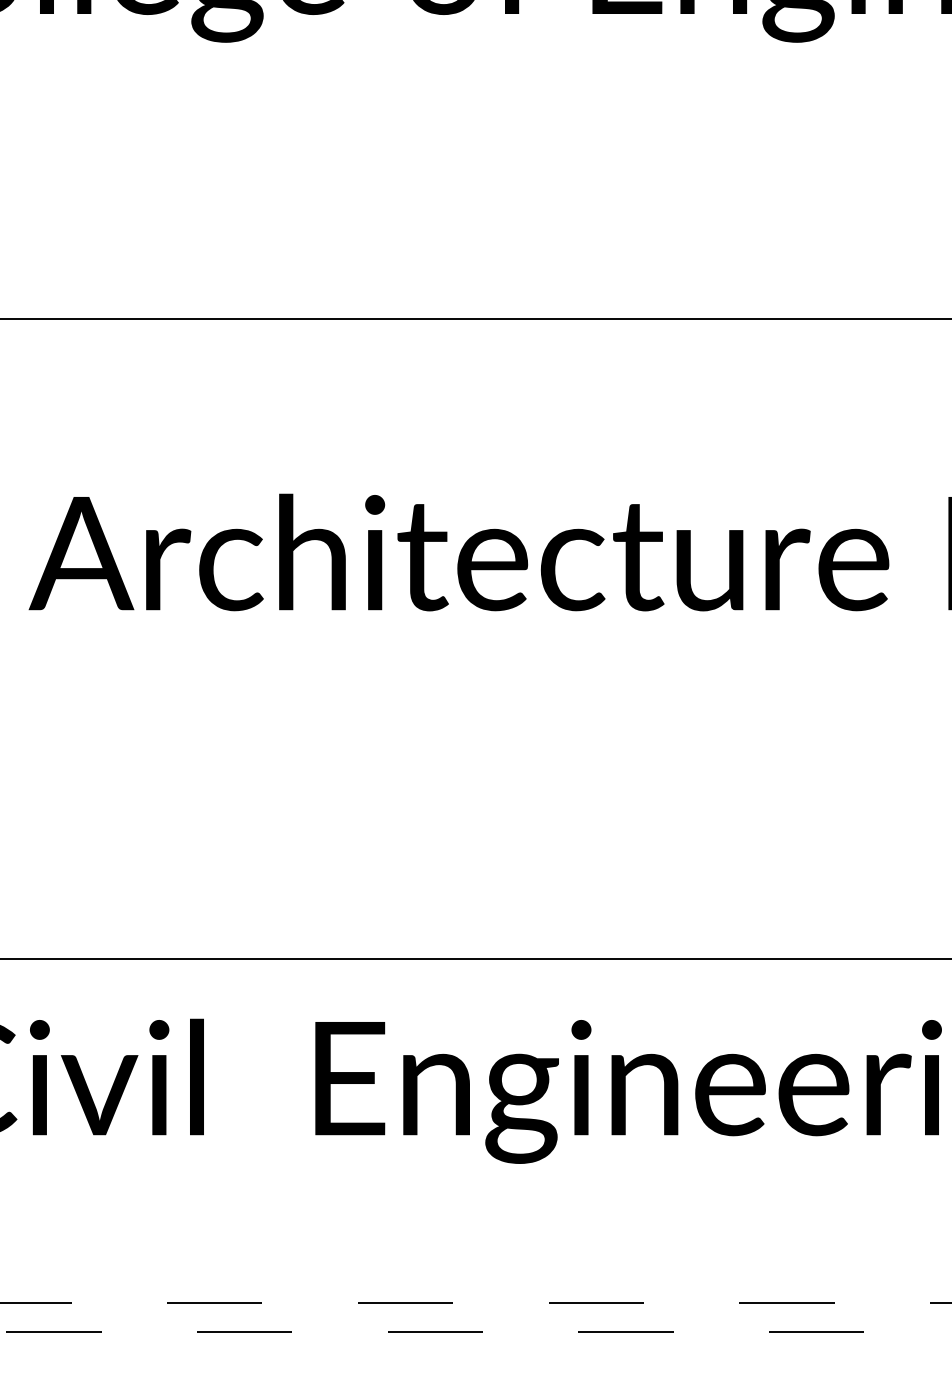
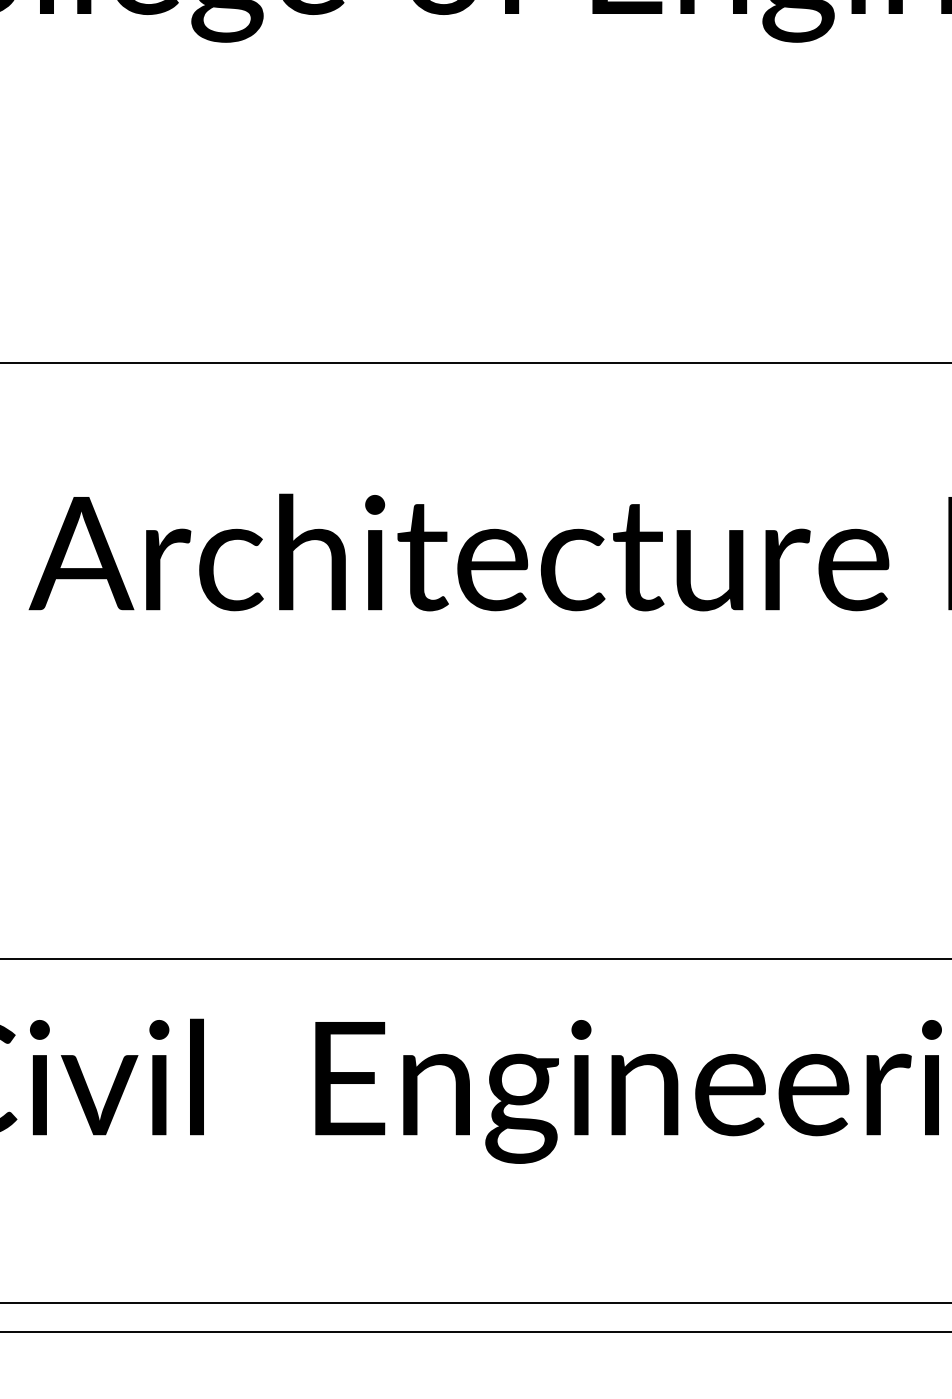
line position: (475, 318) -> (475, 362) (475, 362)
line: dashed -> solid (475, 1302)
line: dashed -> solid (475, 1332)
